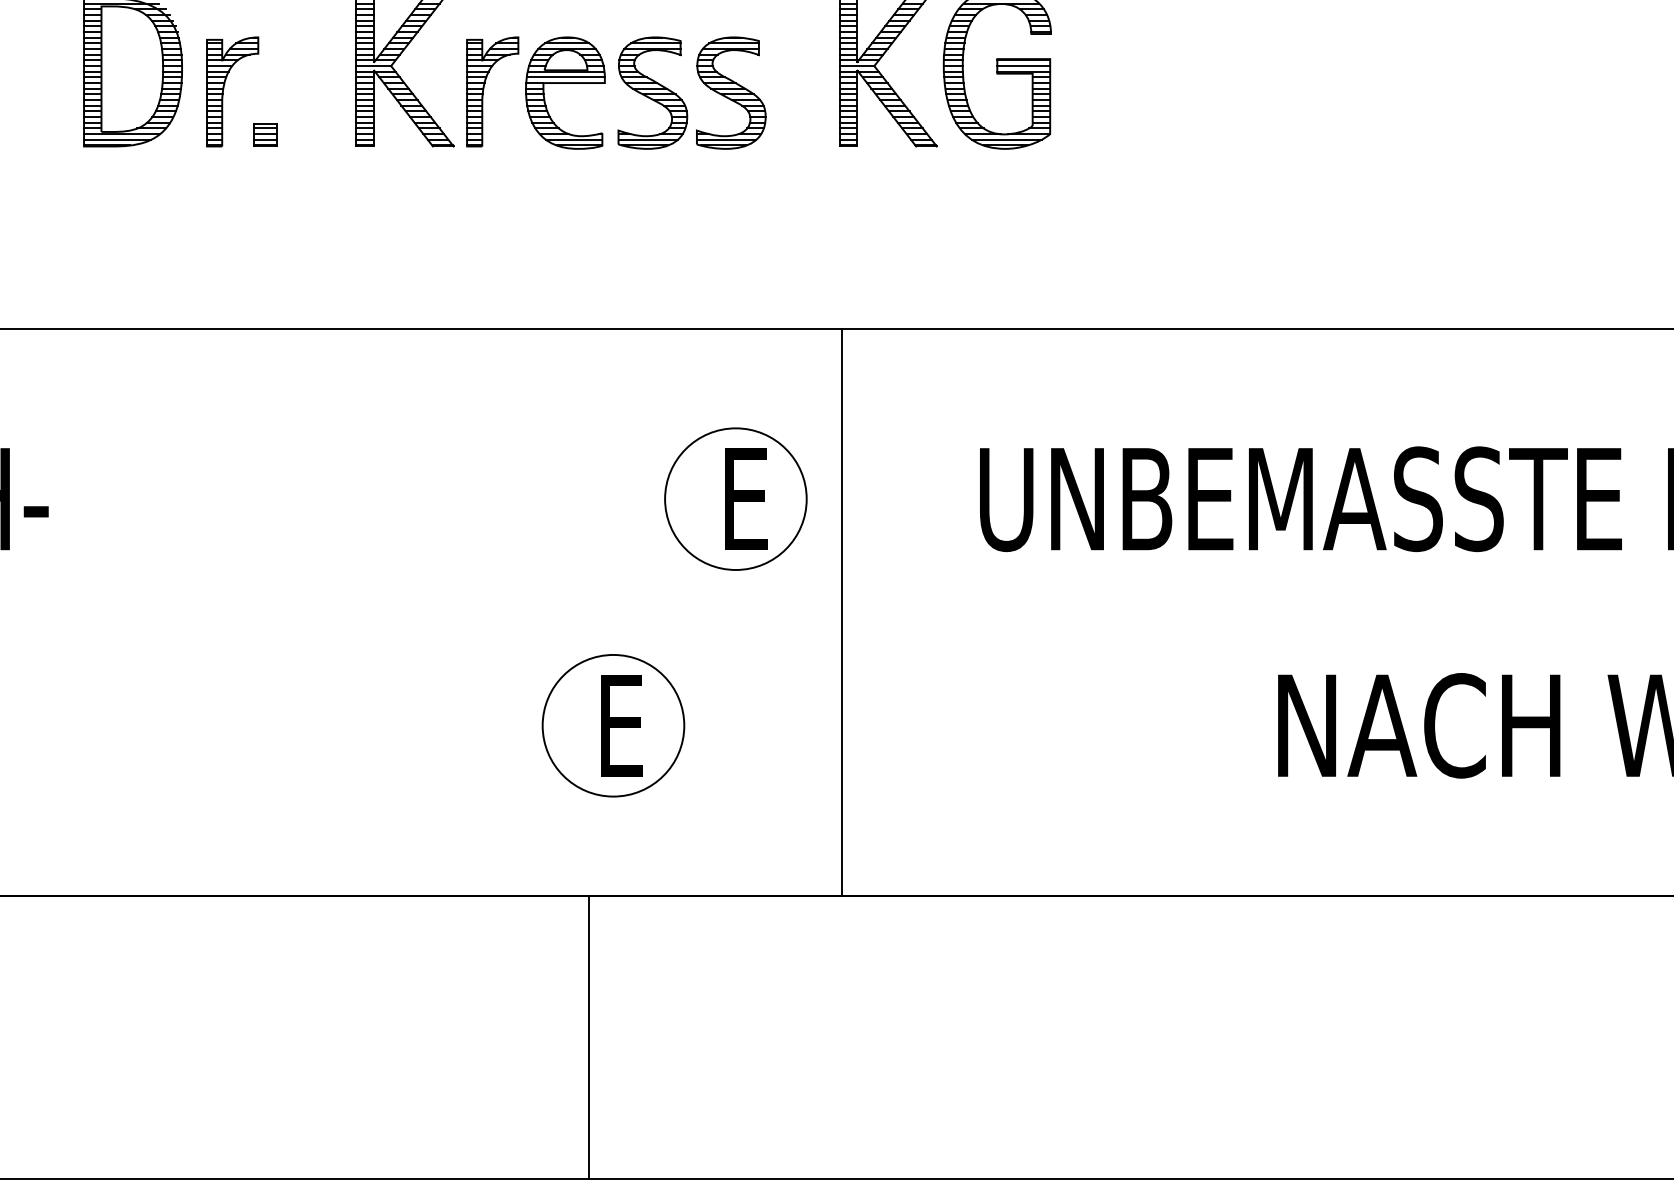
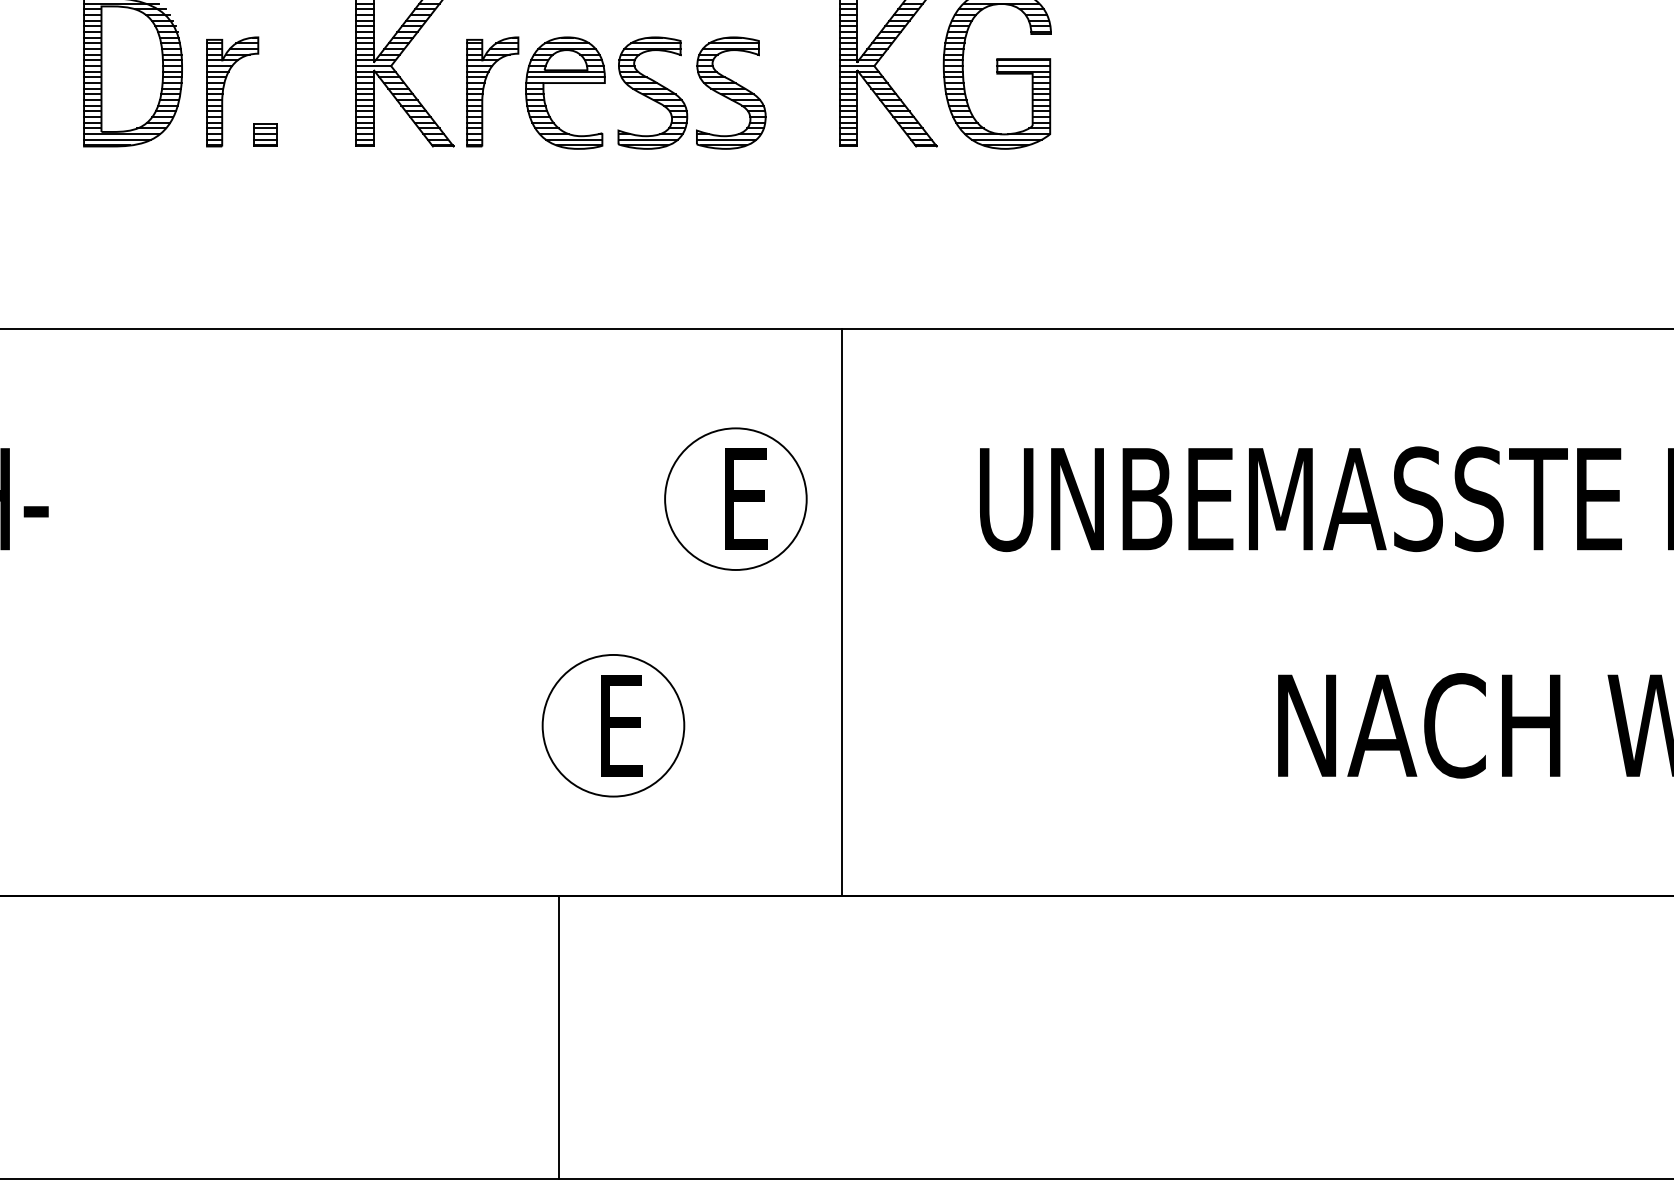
line position: (588, 1036) -> (558, 1036) (558, 1036)
